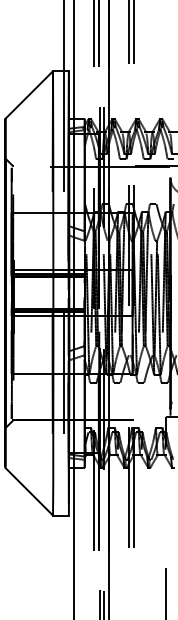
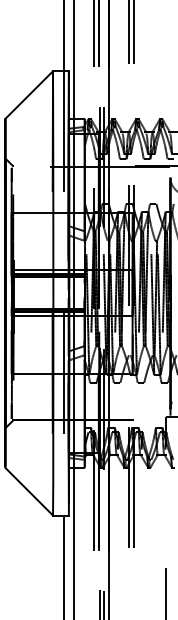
line: none -> present (64, 565)
